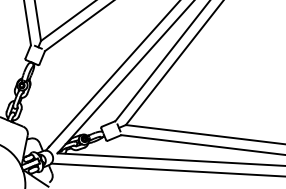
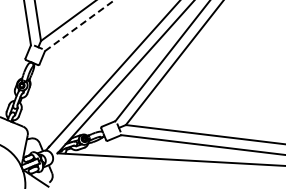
line: solid -> dashed (79, 25)
line: present -> none (166, 169)
